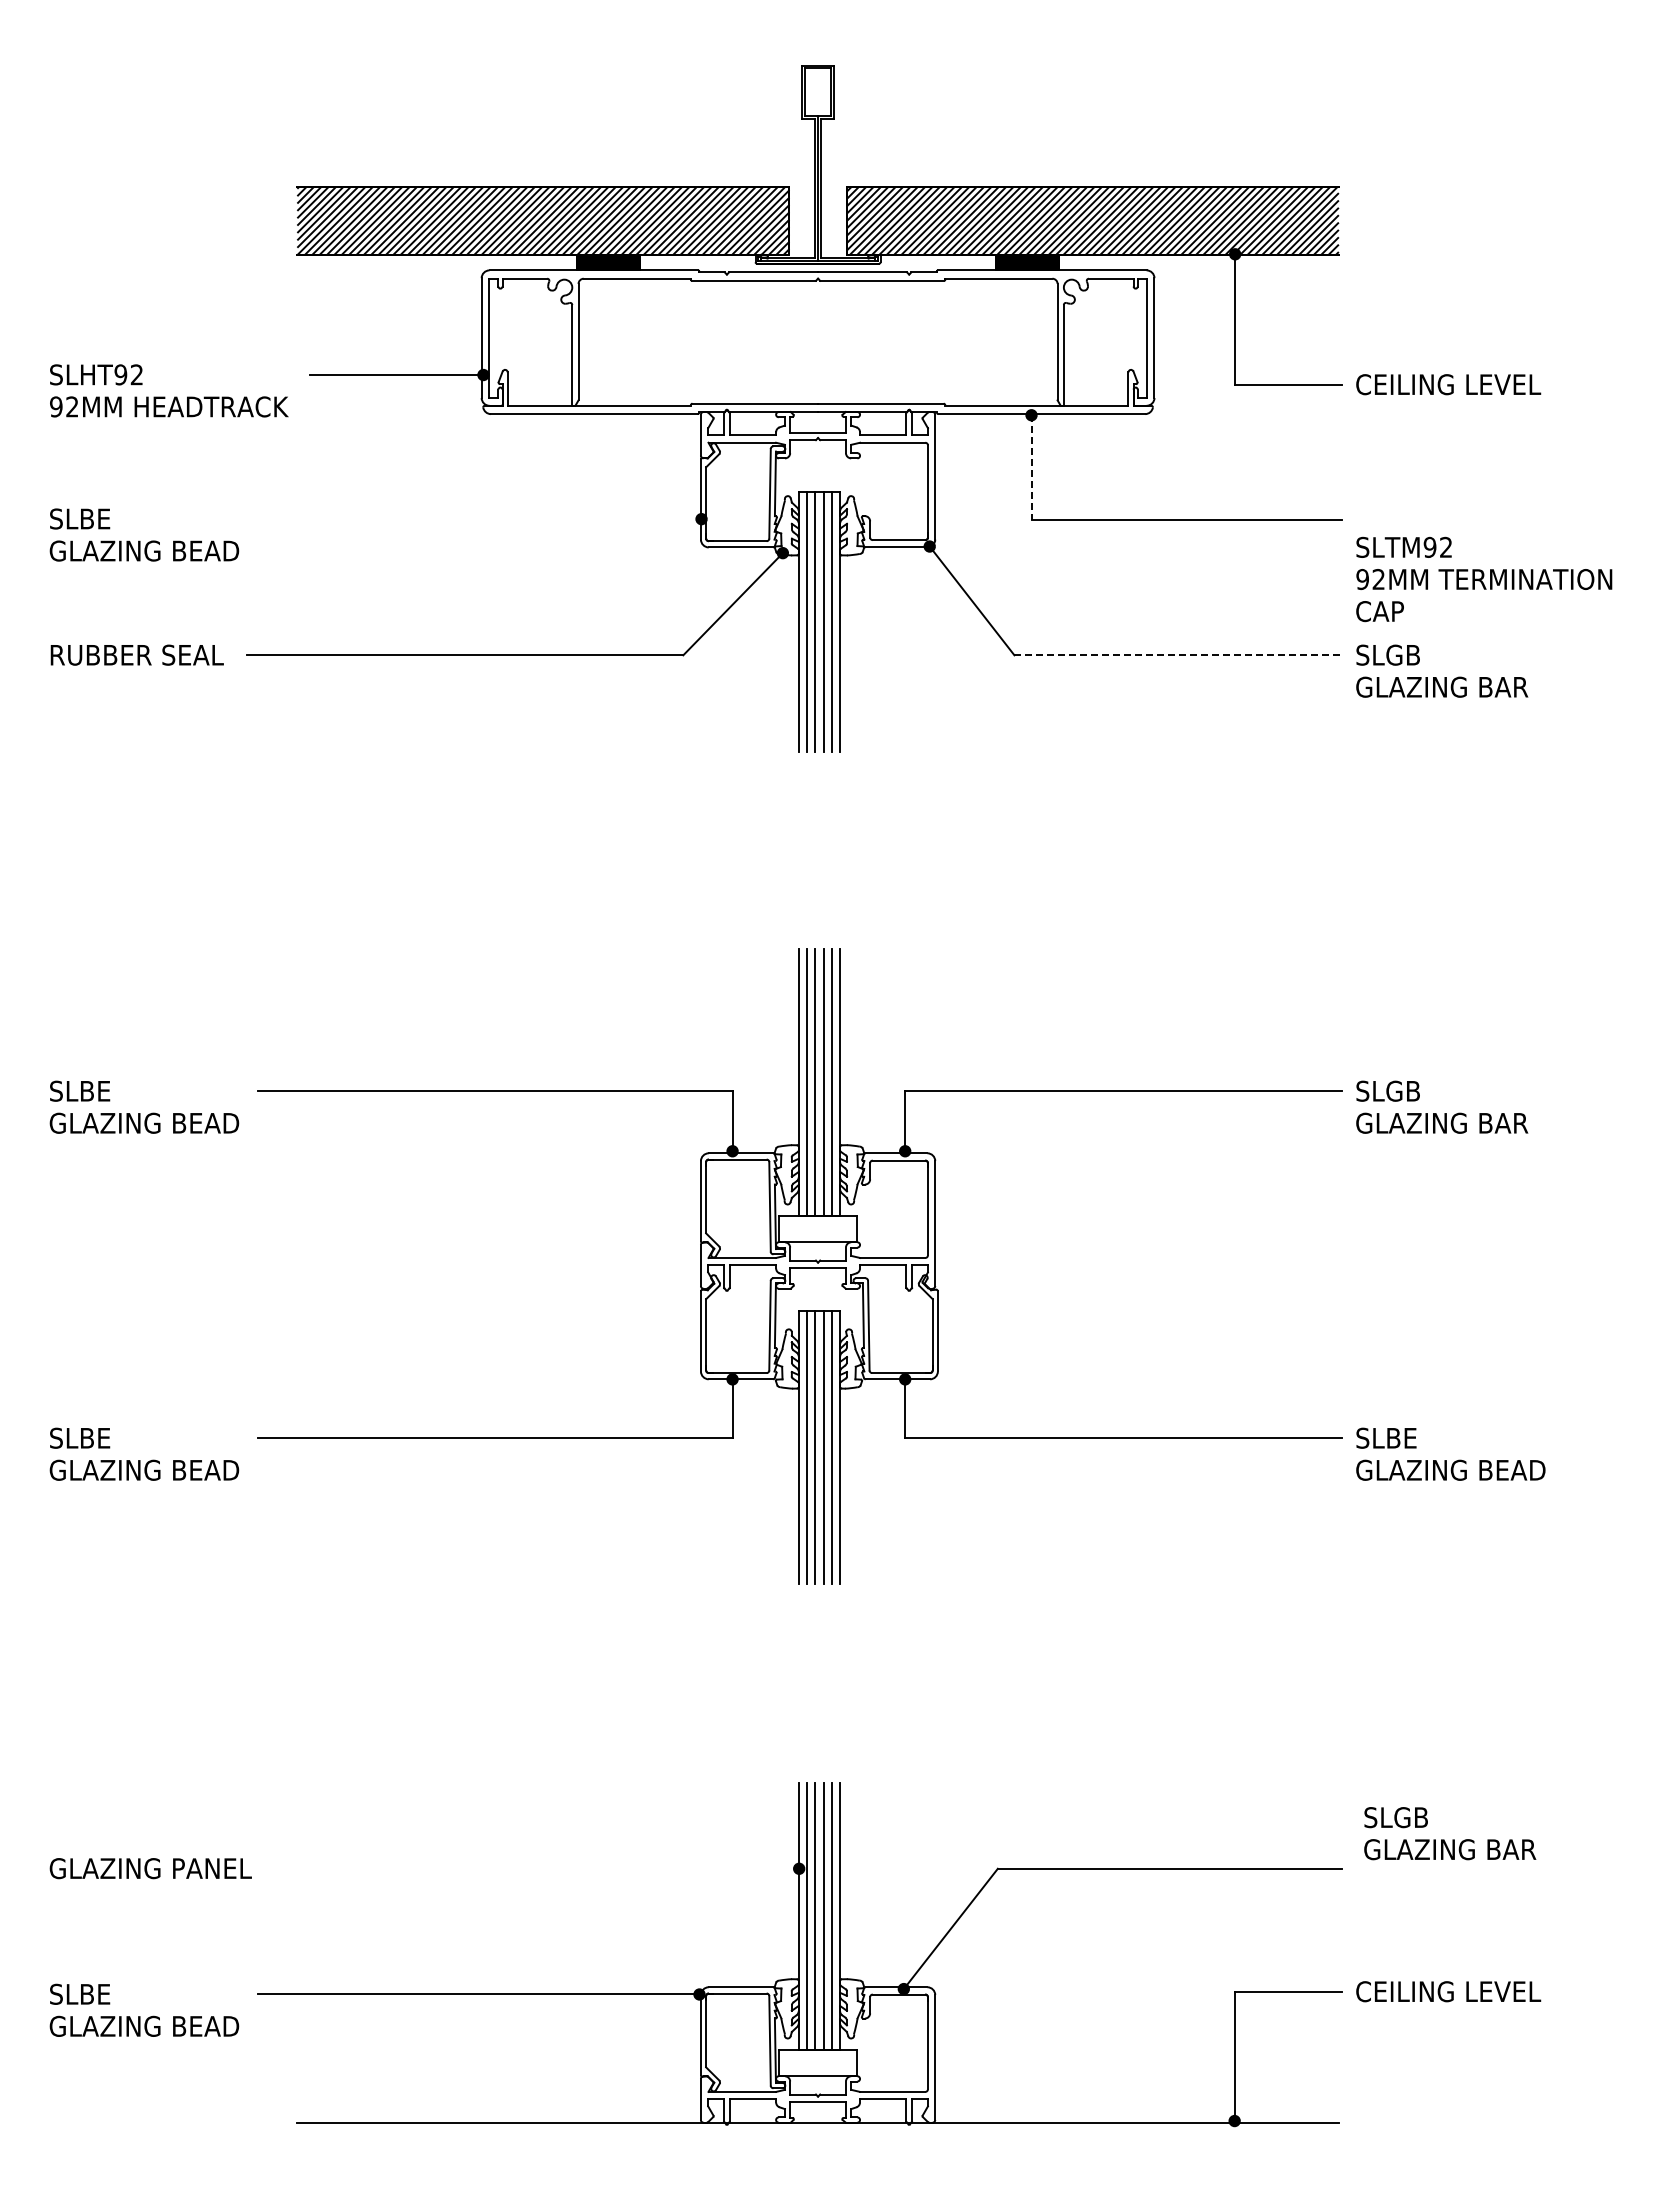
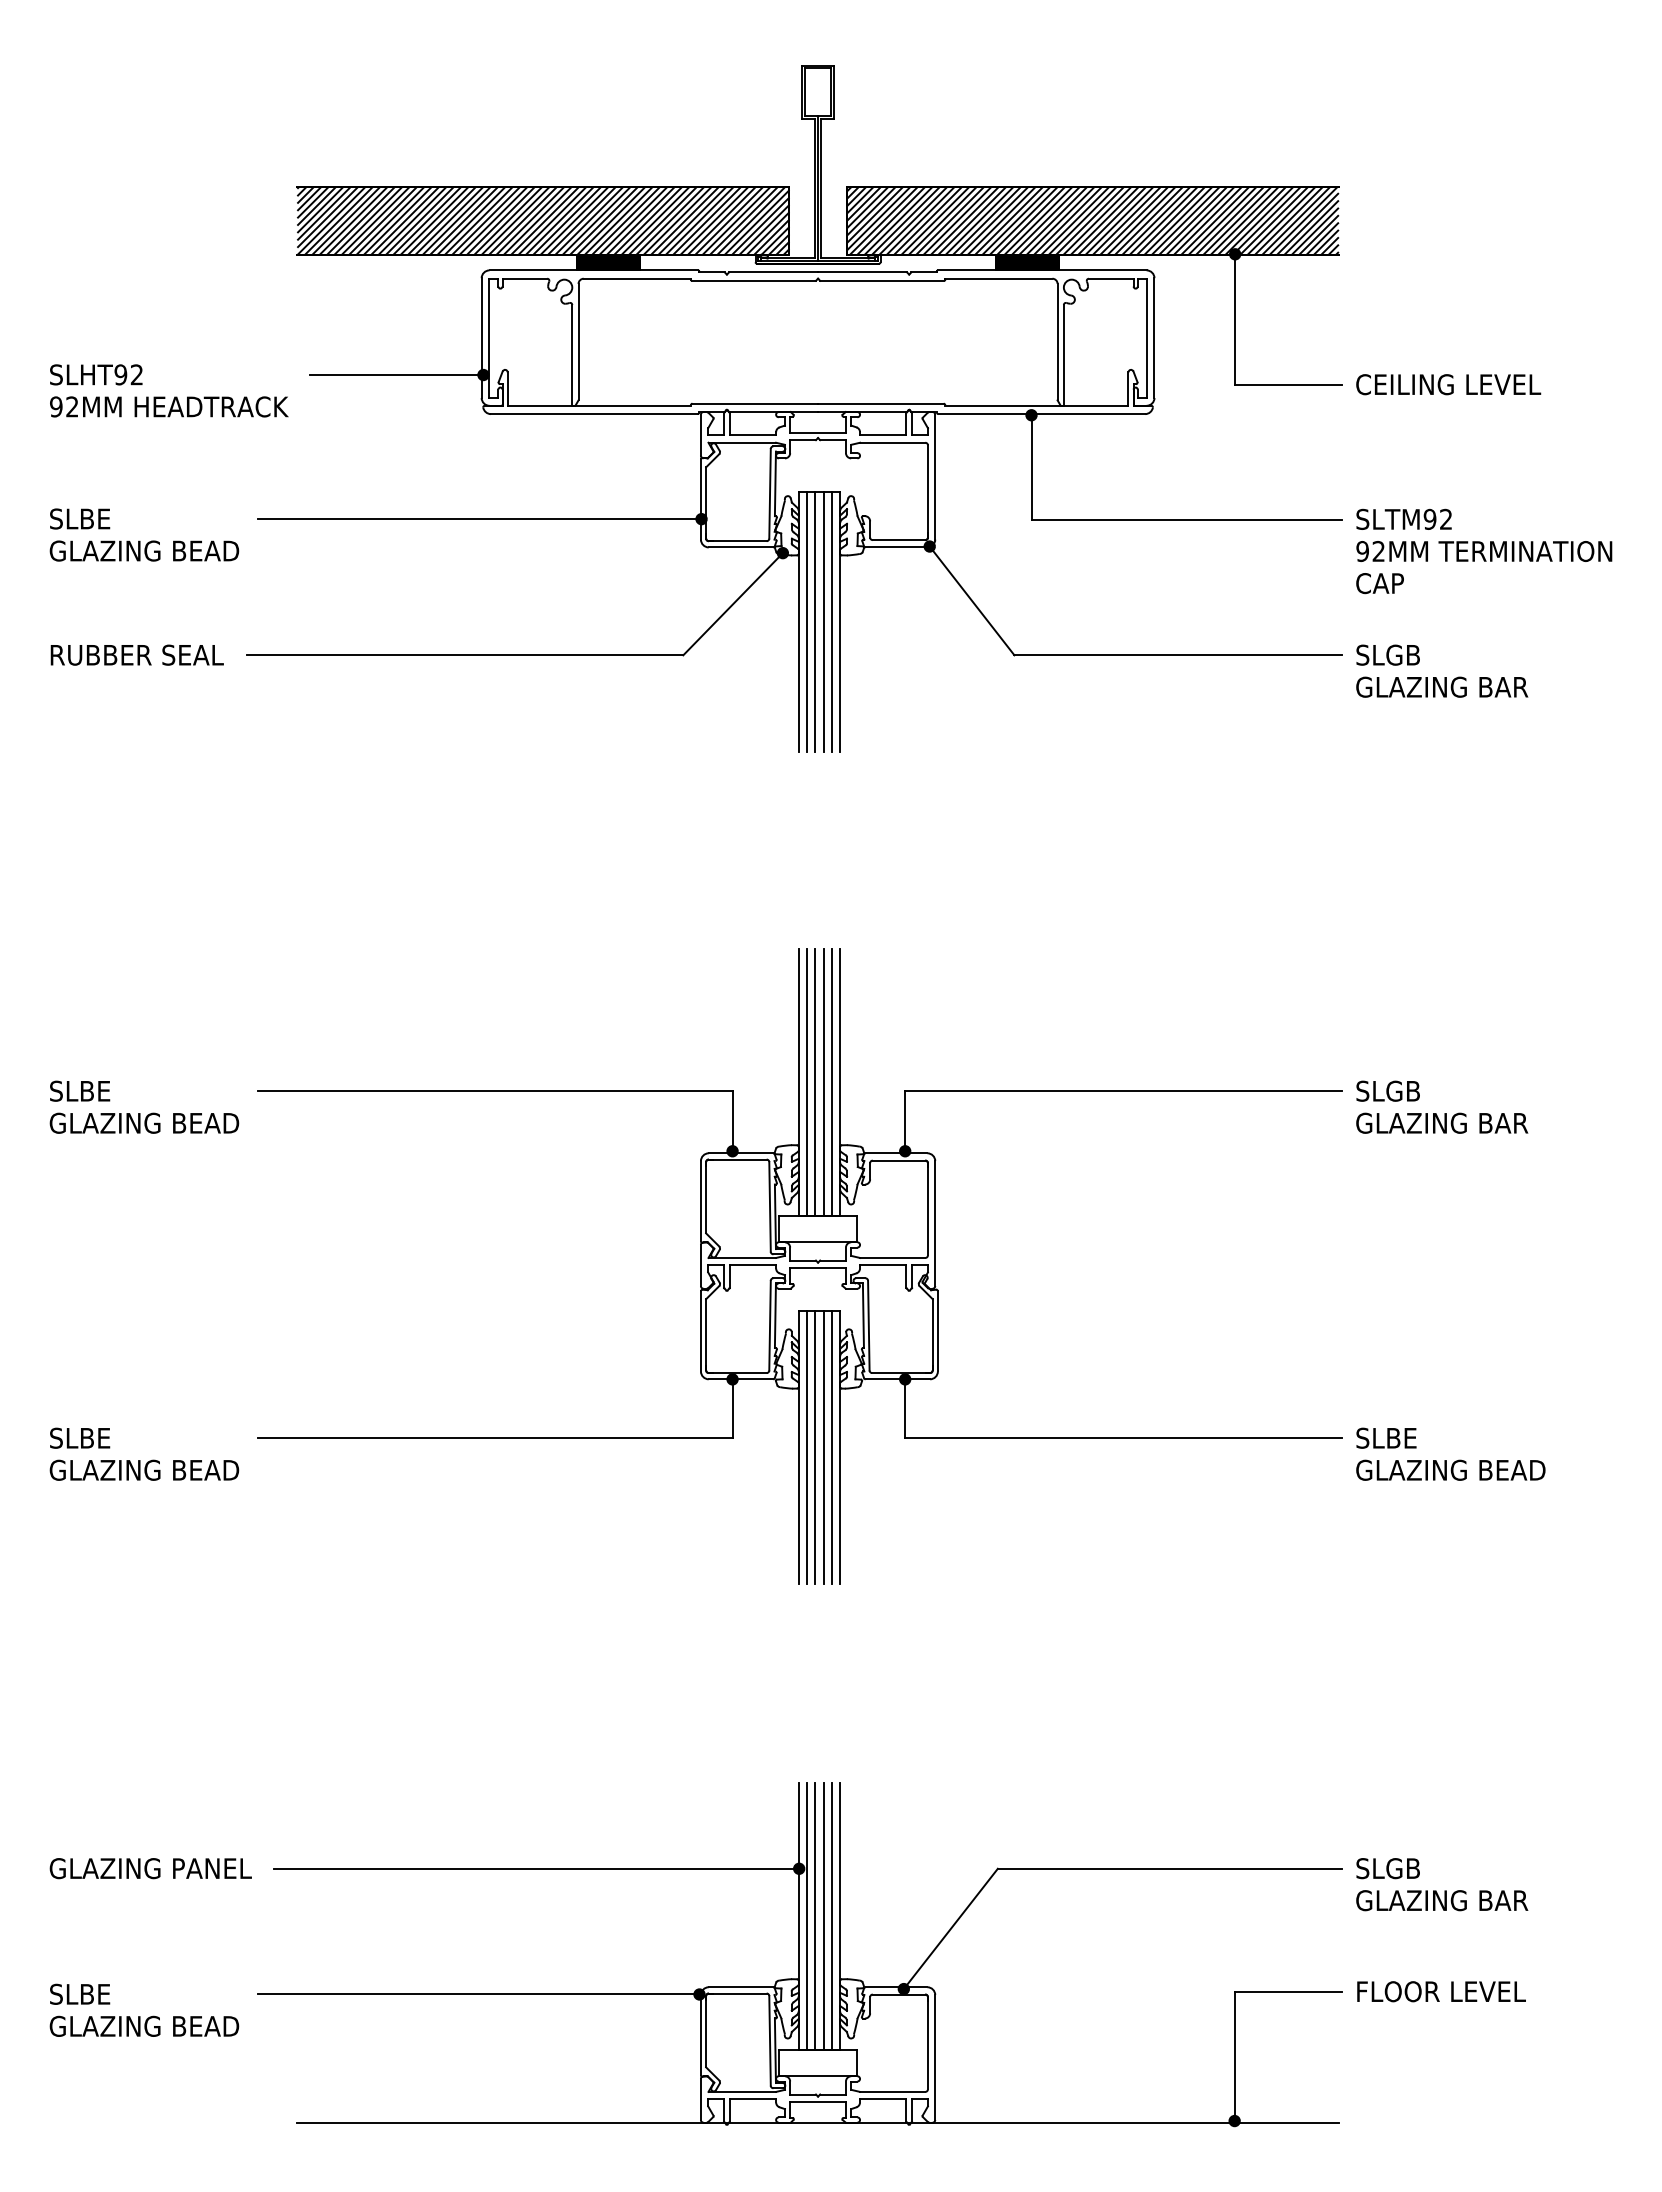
line: dashed -> solid (1031, 467)
line: none -> present (479, 519)
text position: (1484, 579) -> (1484, 551) (1484, 551)
line: dashed -> solid (1178, 655)
text position: (1450, 1833) -> (1442, 1884) (1442, 1884)
line: none -> present (536, 1868)
text: CEILING LEVEL -> FLOOR LEVEL (1448, 1991)
